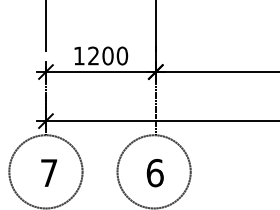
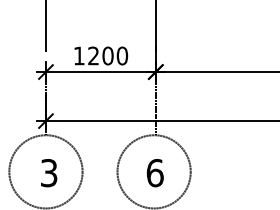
text: 7 -> 3 (49, 173)
